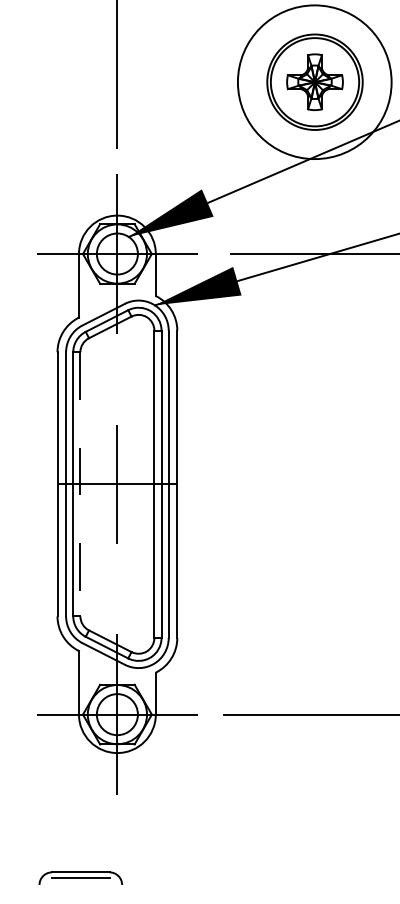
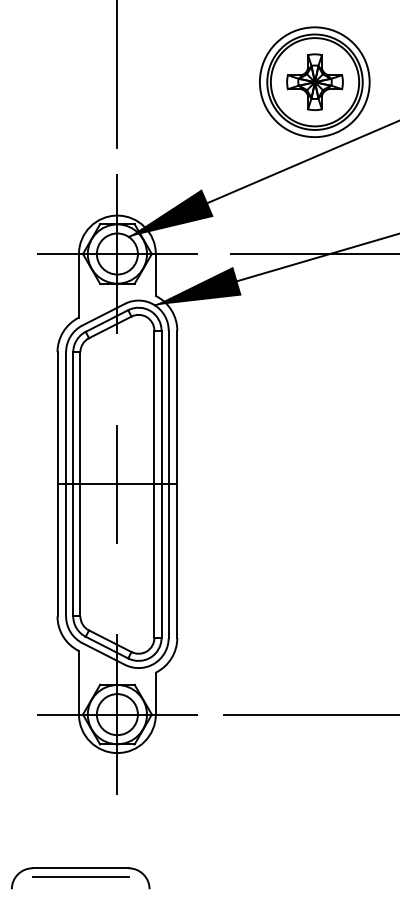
circle diameter: 154 px -> 110 px (314, 82)
line: dashed -> solid (80, 484)
part size: 85x14 px -> 140x23 px (80, 878)
